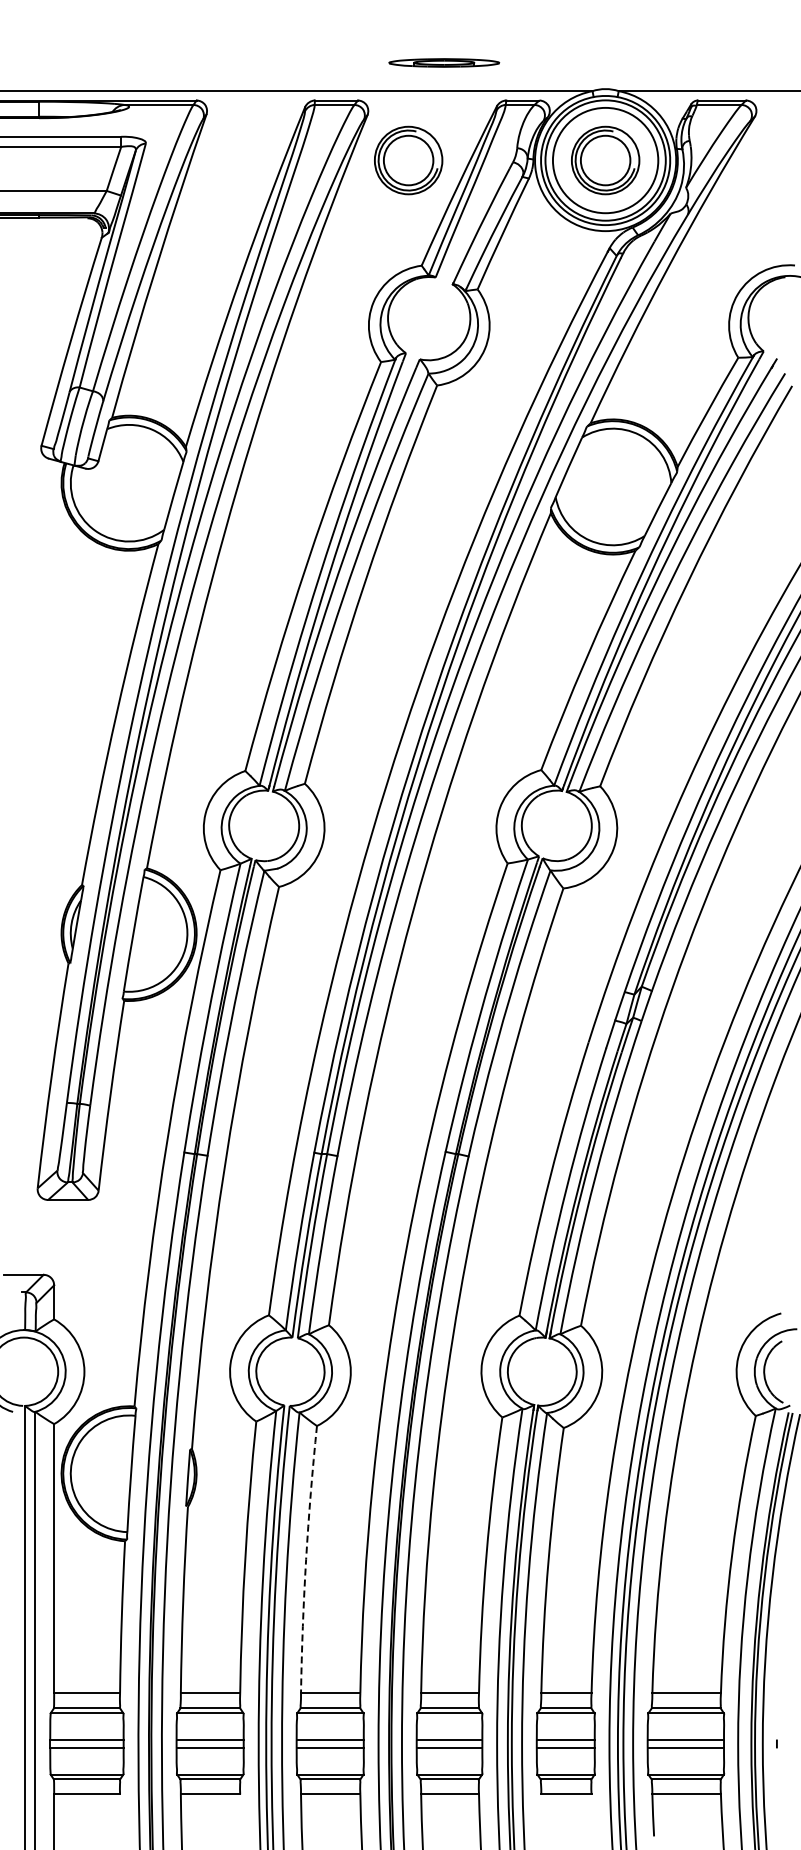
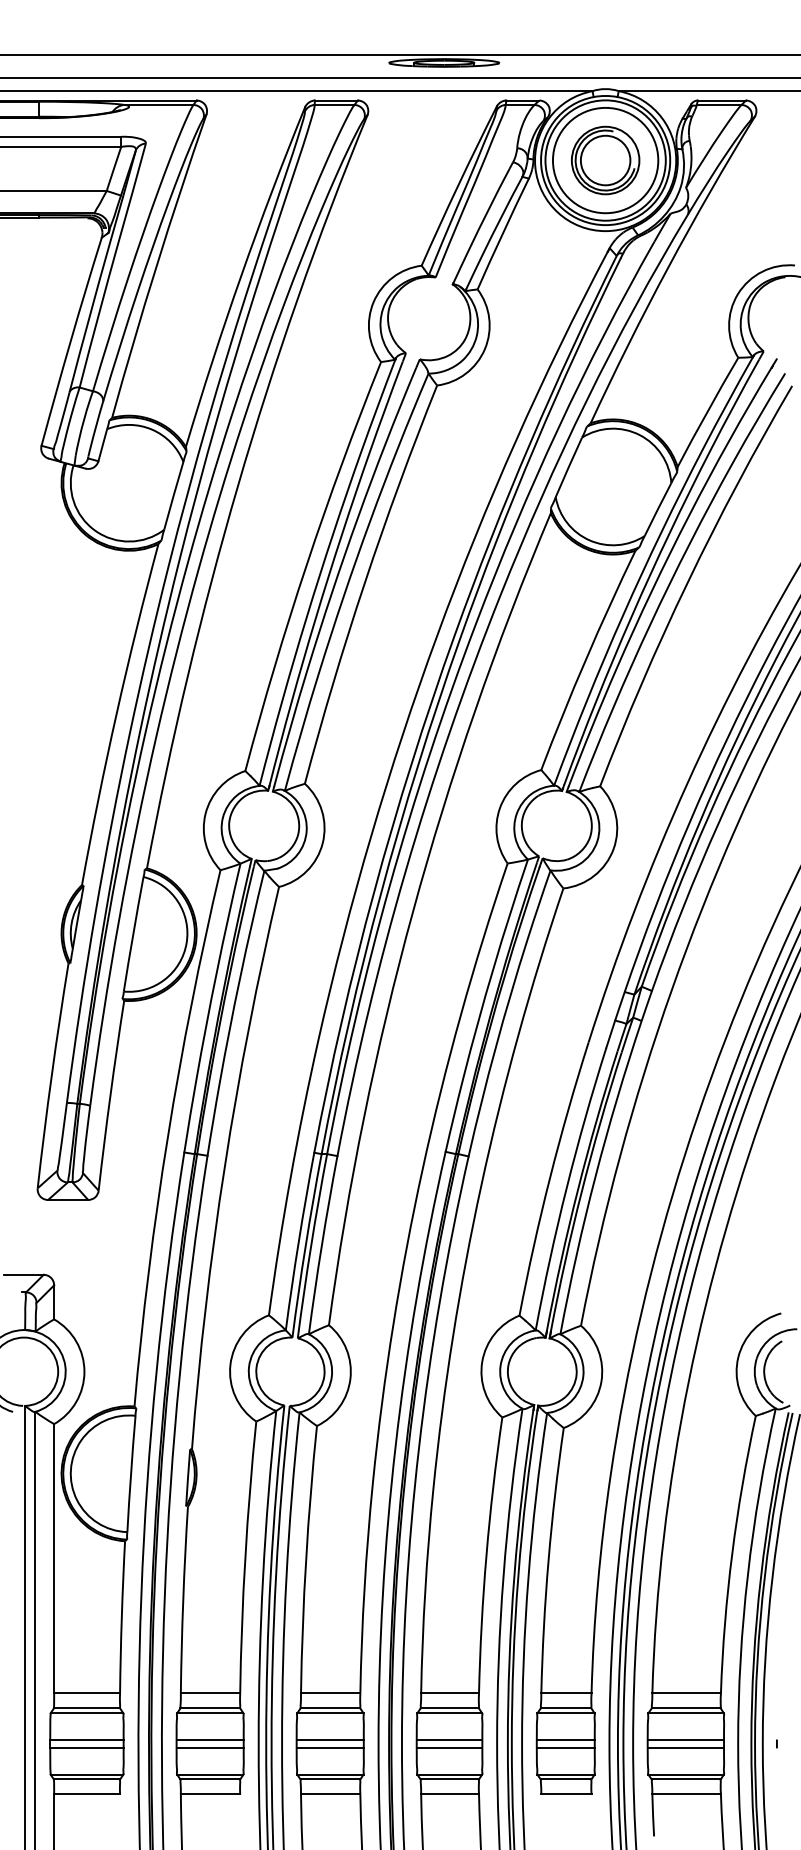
line: none -> present (399, 55)
line: none -> present (399, 77)
part: present -> none (408, 160)
arc: dashed -> solid (306, 1559)
